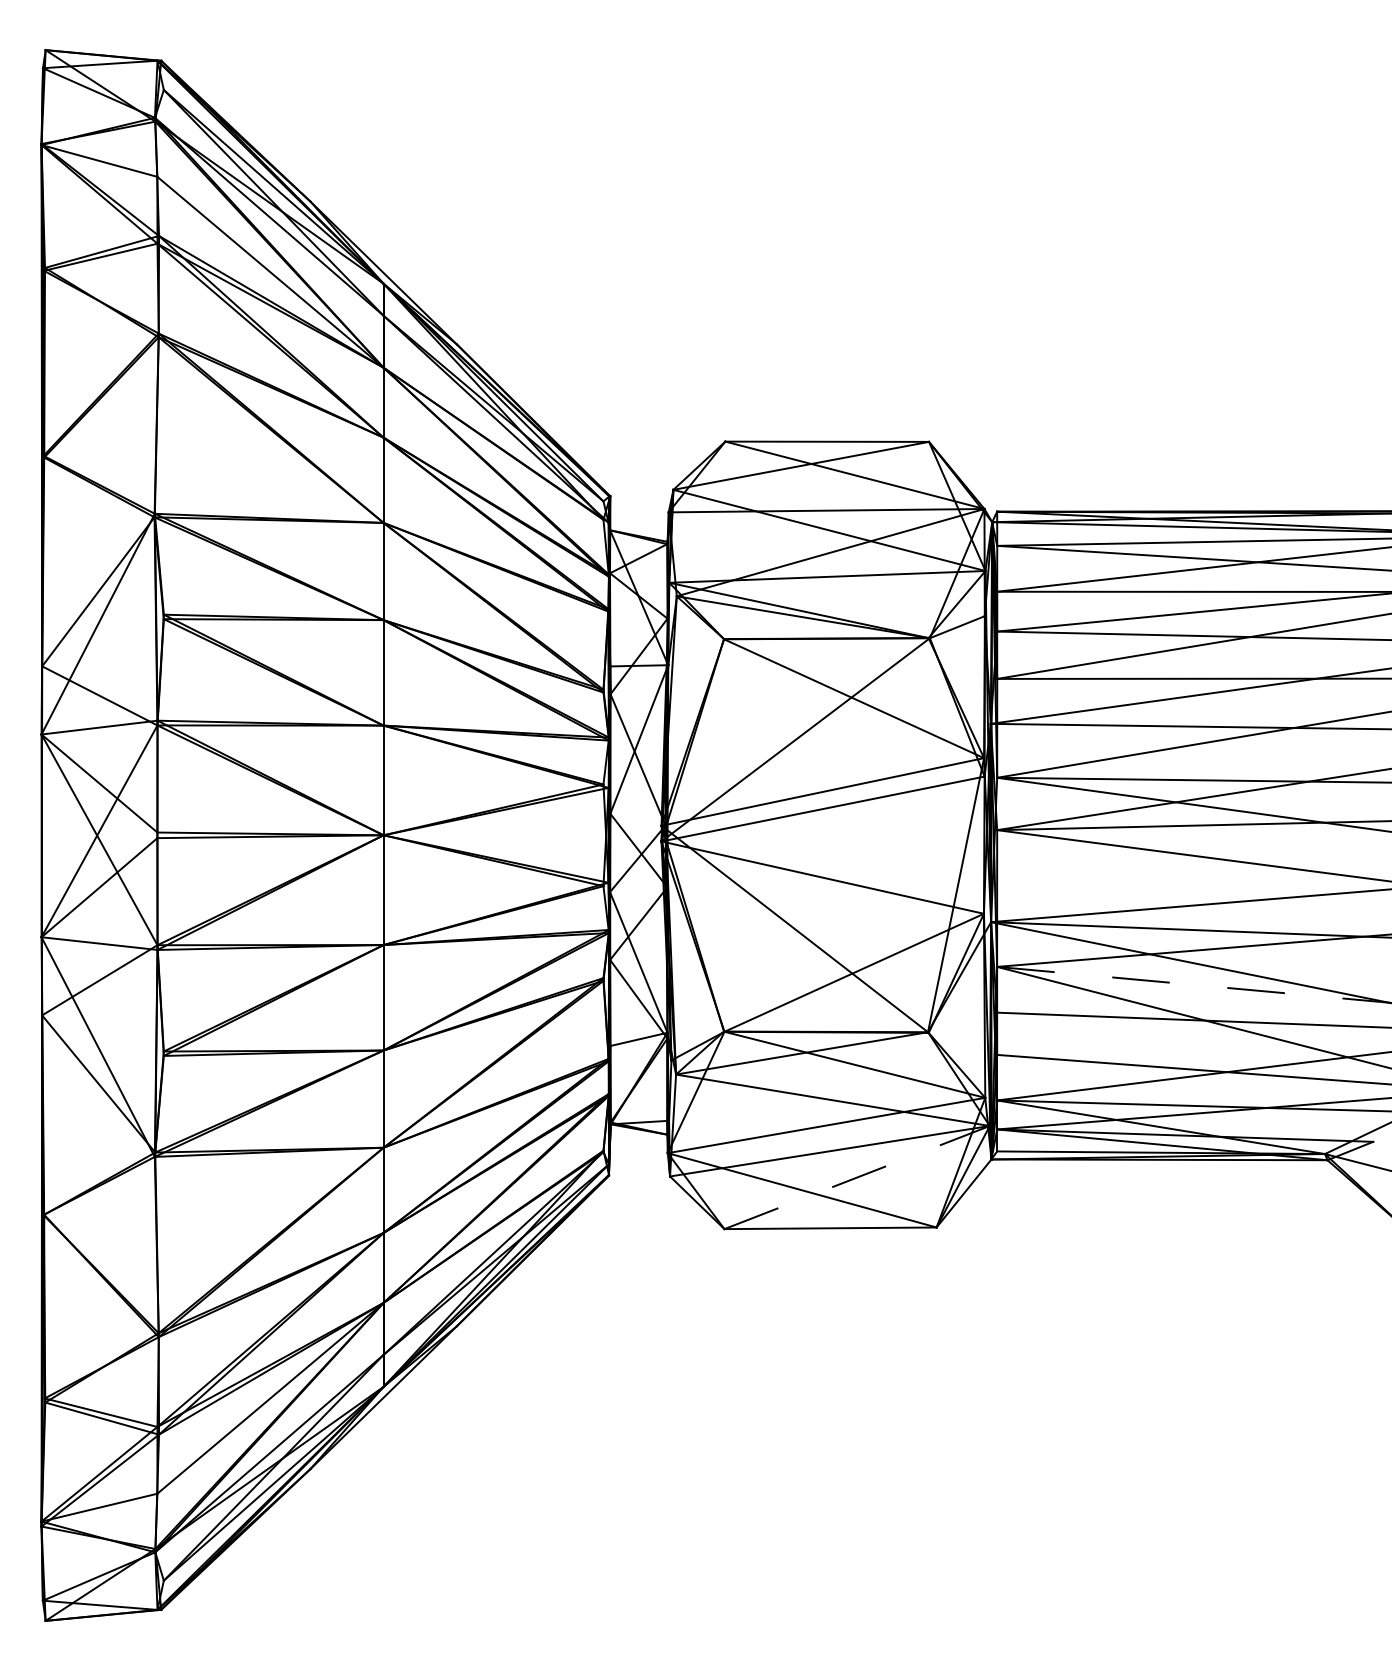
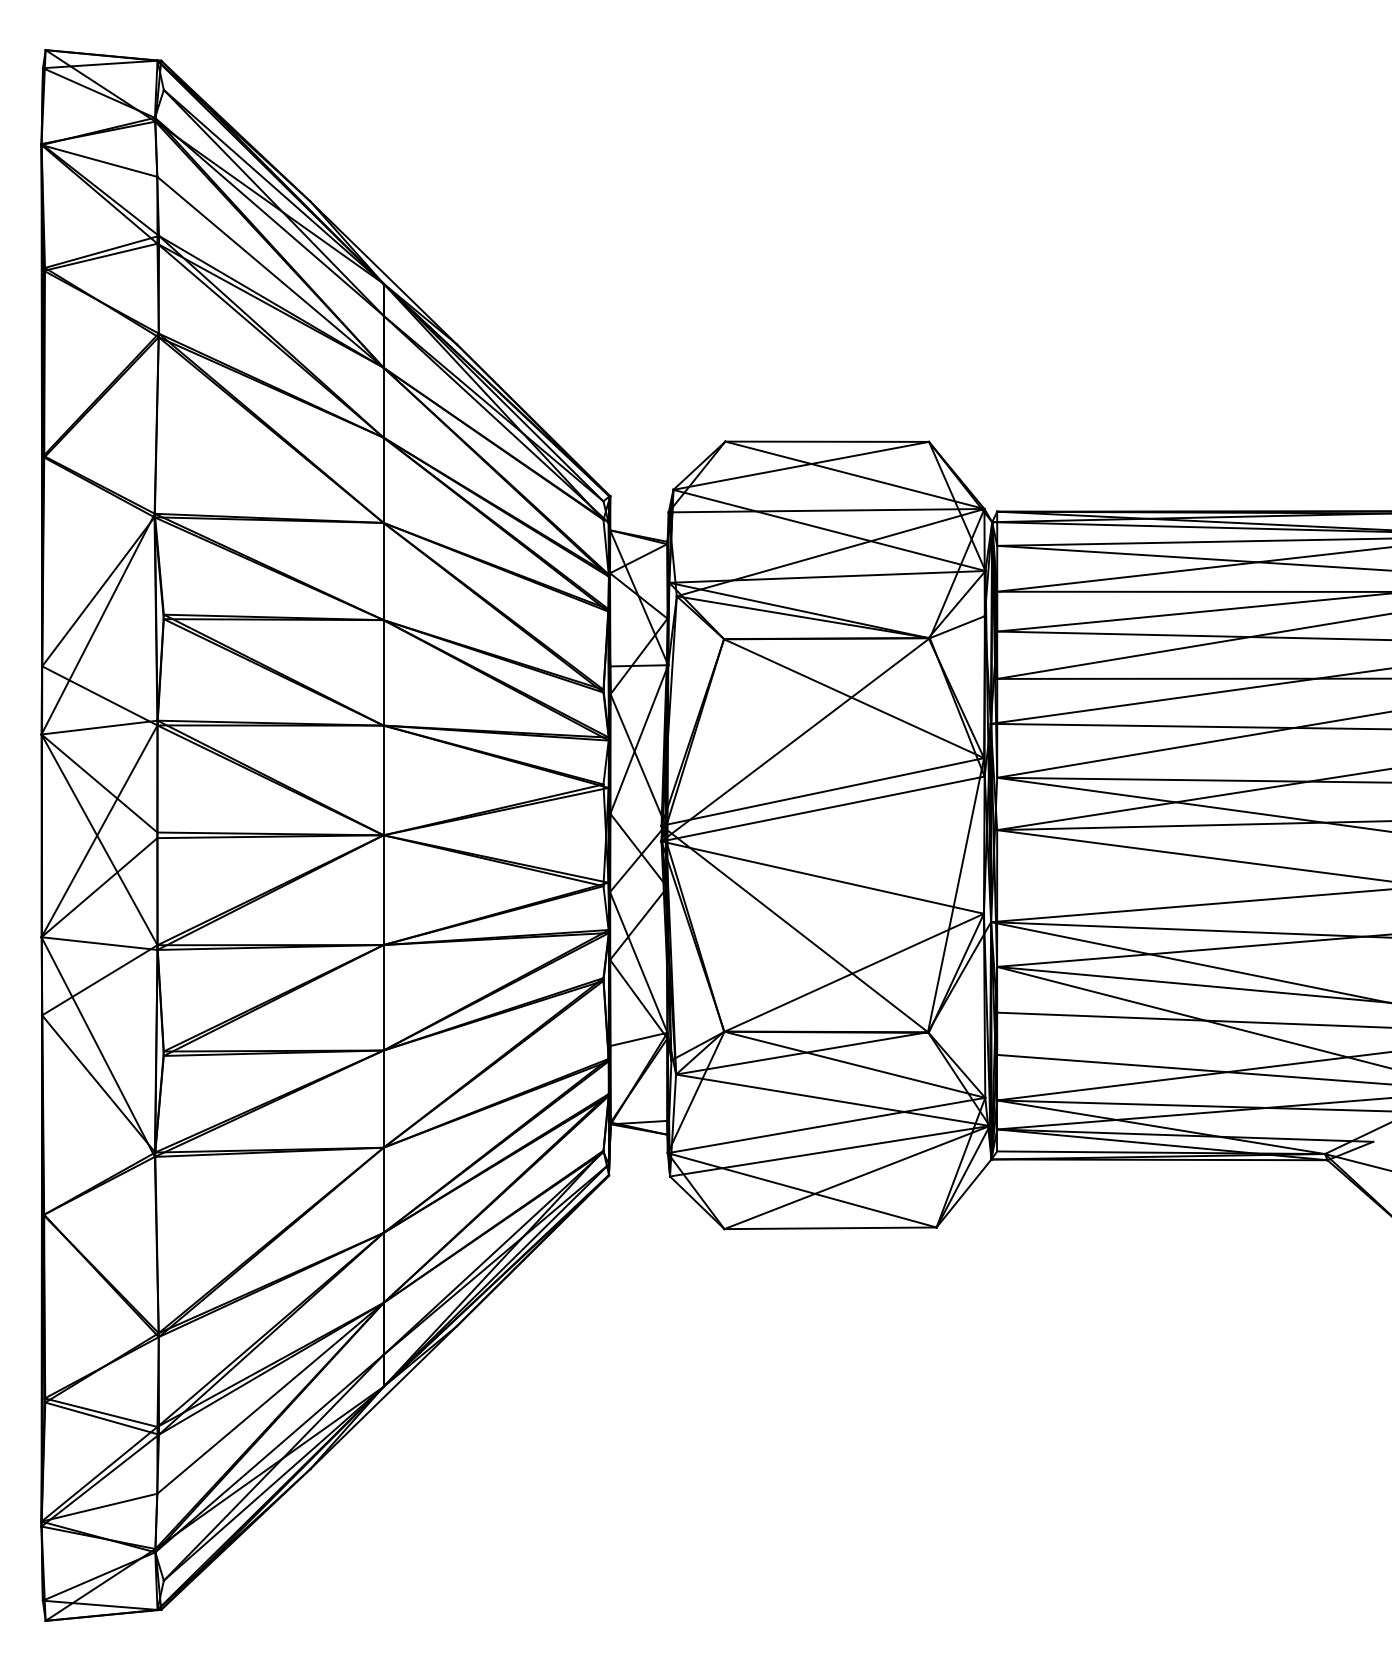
line: dashed -> solid (1194, 984)
line: dashed -> solid (857, 1177)
